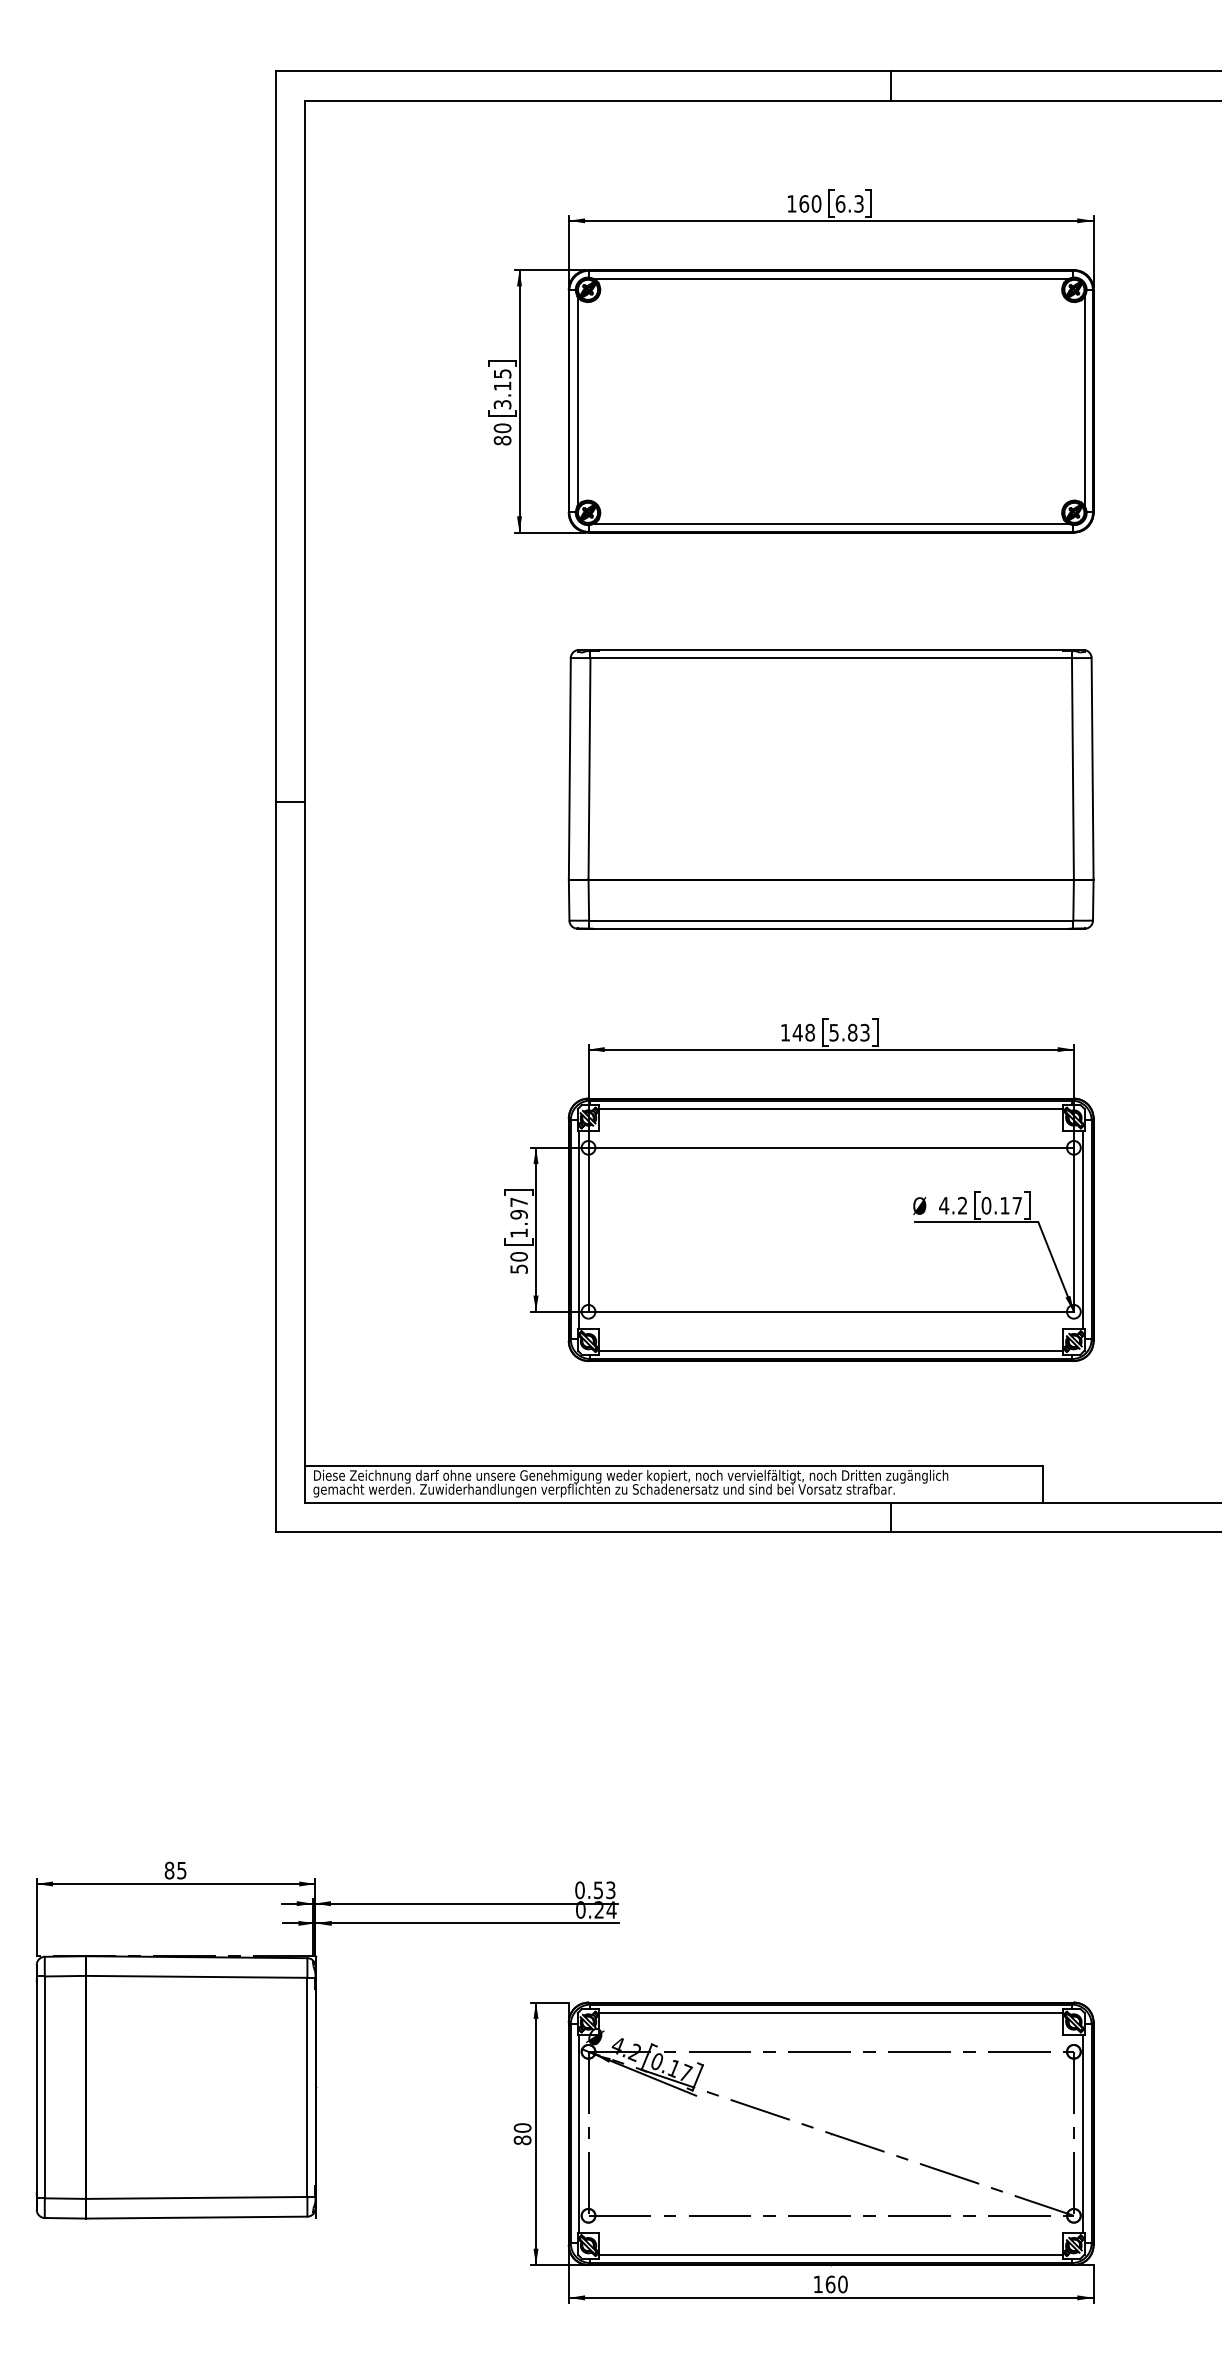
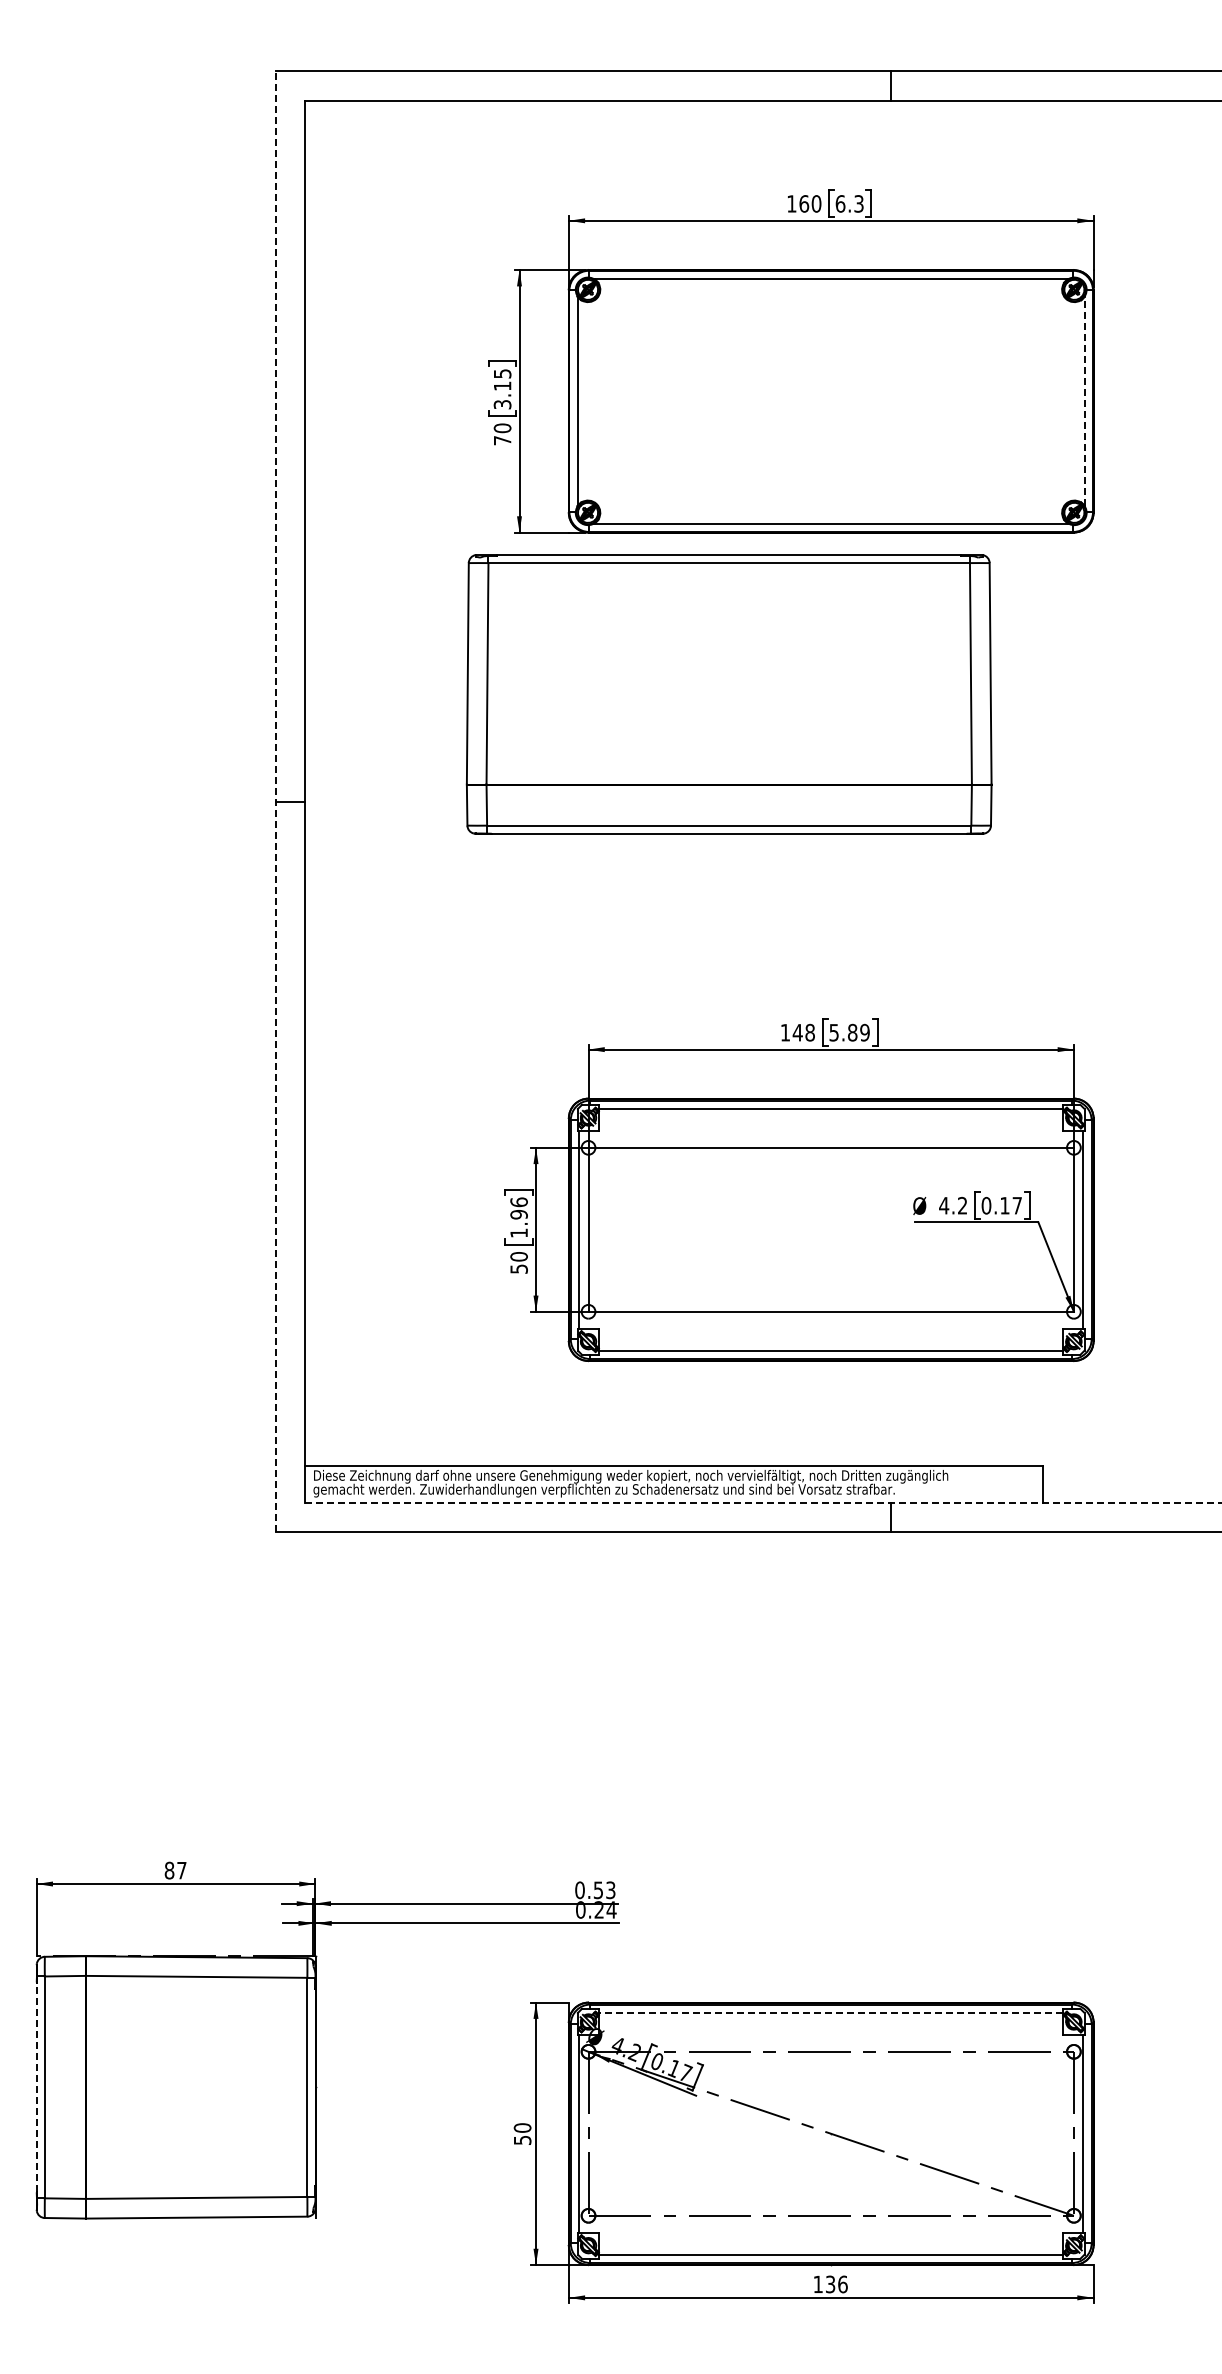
line: solid -> dashed (1084, 401)
text: 80 -> 70 (502, 440)
part position: (830, 789) -> (728, 694) (728, 694)
line: solid -> dashed (275, 801)
text: 5.83 -> 5.89 (864, 1032)
text: 1.97 -> 1.96 (518, 1202)
line: solid -> dashed (763, 1502)
text: 85 -> 87 (181, 1870)
line: solid -> dashed (830, 2012)
line: solid -> dashed (36, 2087)
text: 80 -> 50 (522, 2140)
text: 160 -> 136 (836, 2284)
